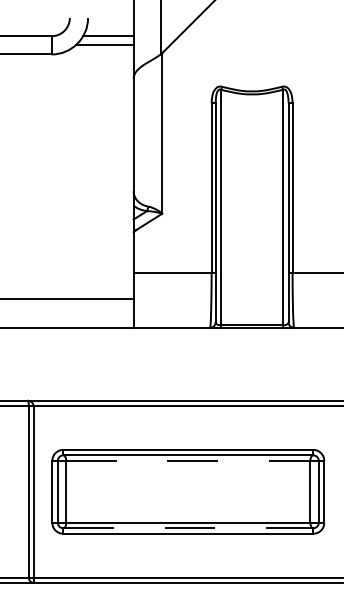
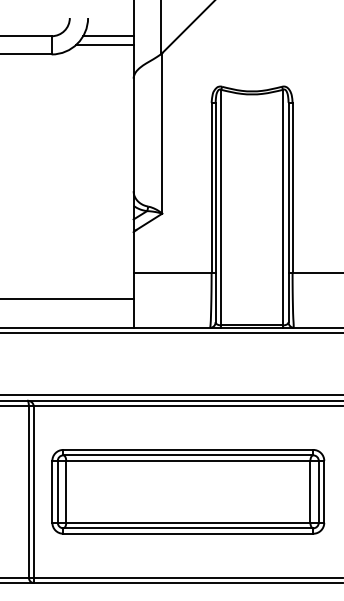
line: none -> present (171, 333)
line: none -> present (171, 395)
line: dashed -> solid (188, 460)
line: dashed -> solid (188, 528)
